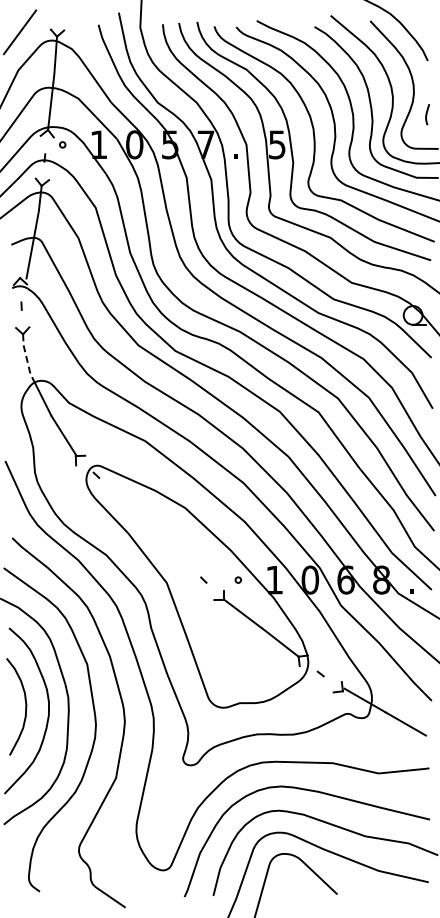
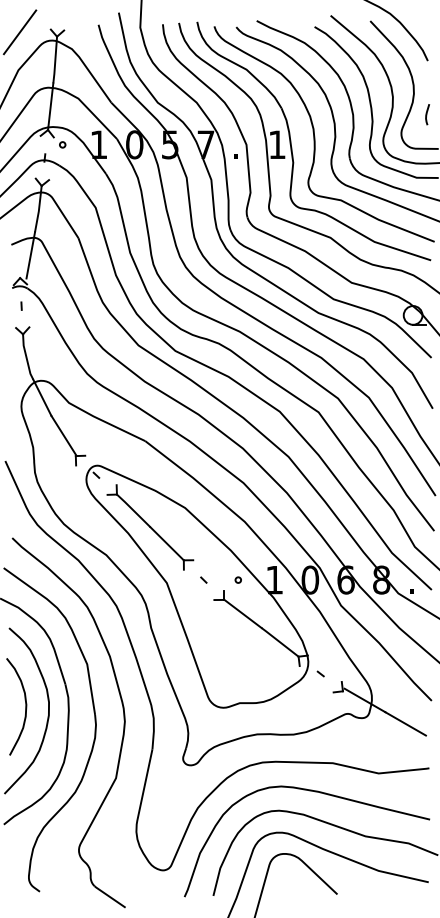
text: 5 -> 1 (277, 144)
line: dashed -> solid (26, 357)
part: none -> present (150, 527)
